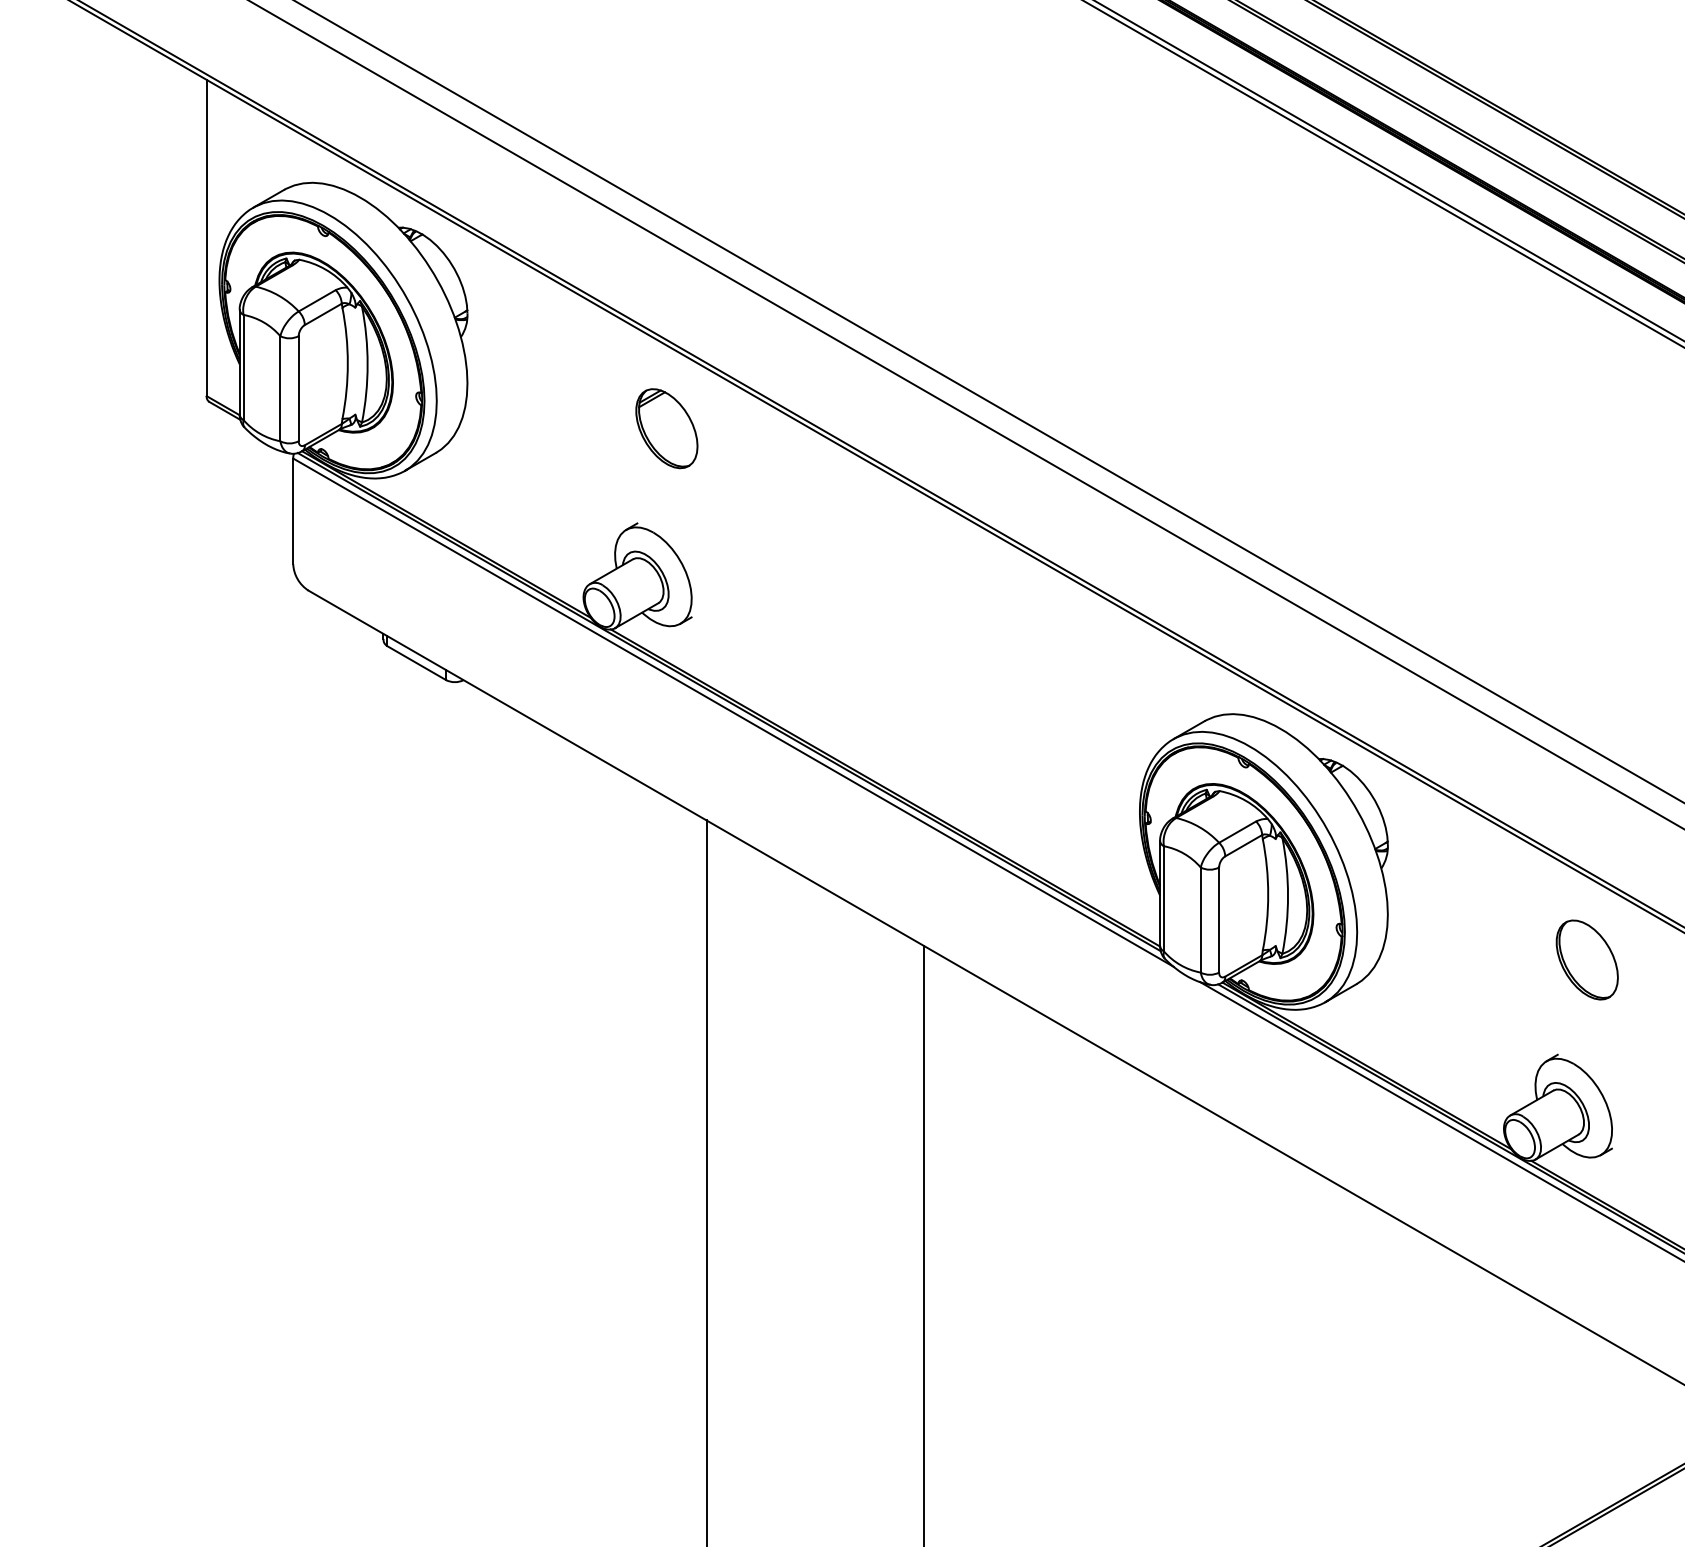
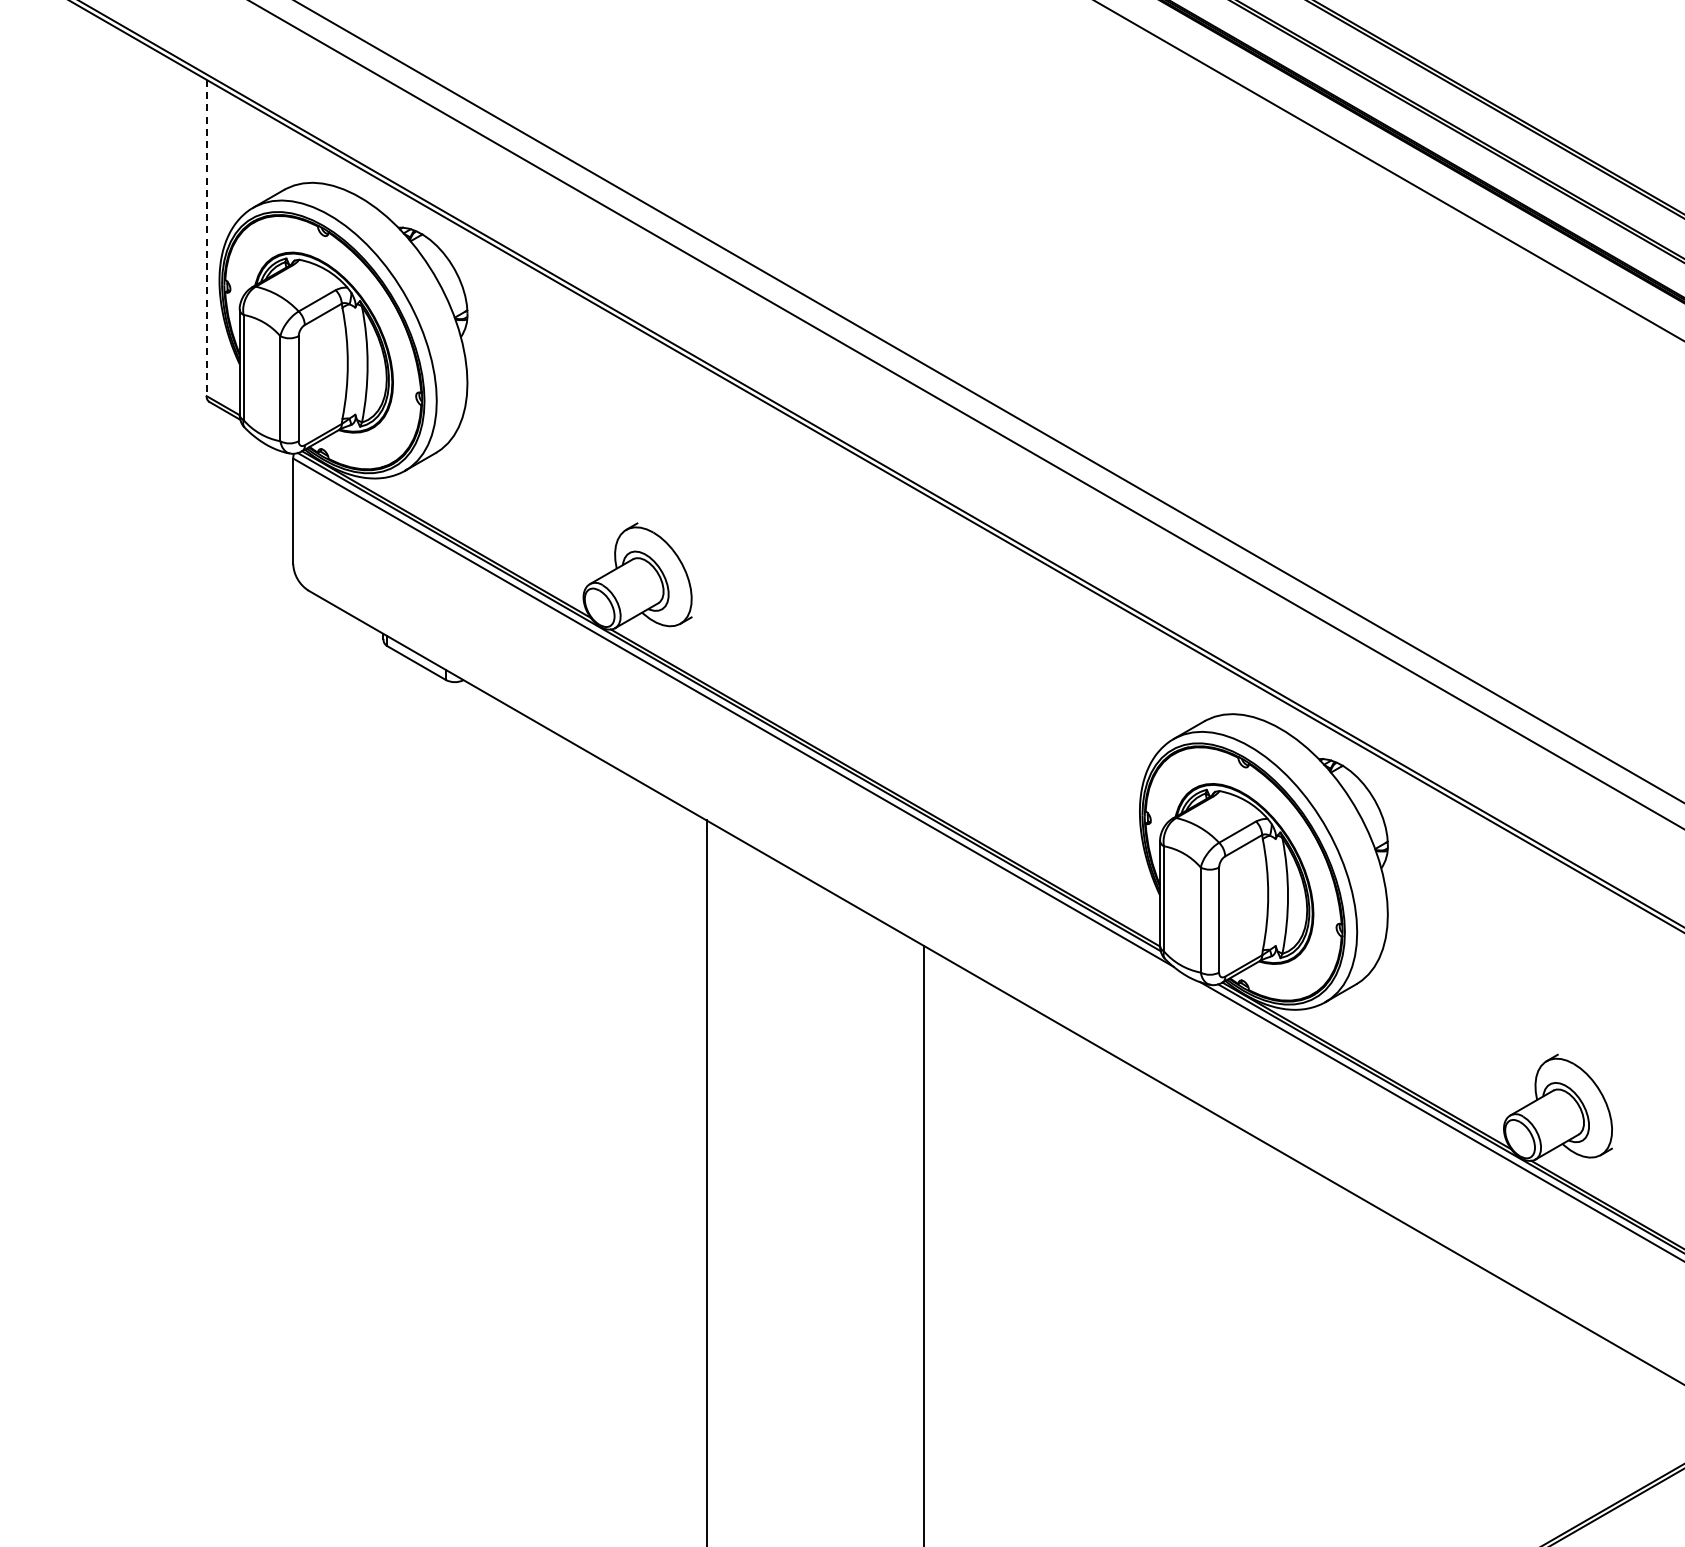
line: present -> none (1383, 174)
line: solid -> dashed (206, 238)
part: present -> none (666, 428)
part: present -> none (1586, 959)
